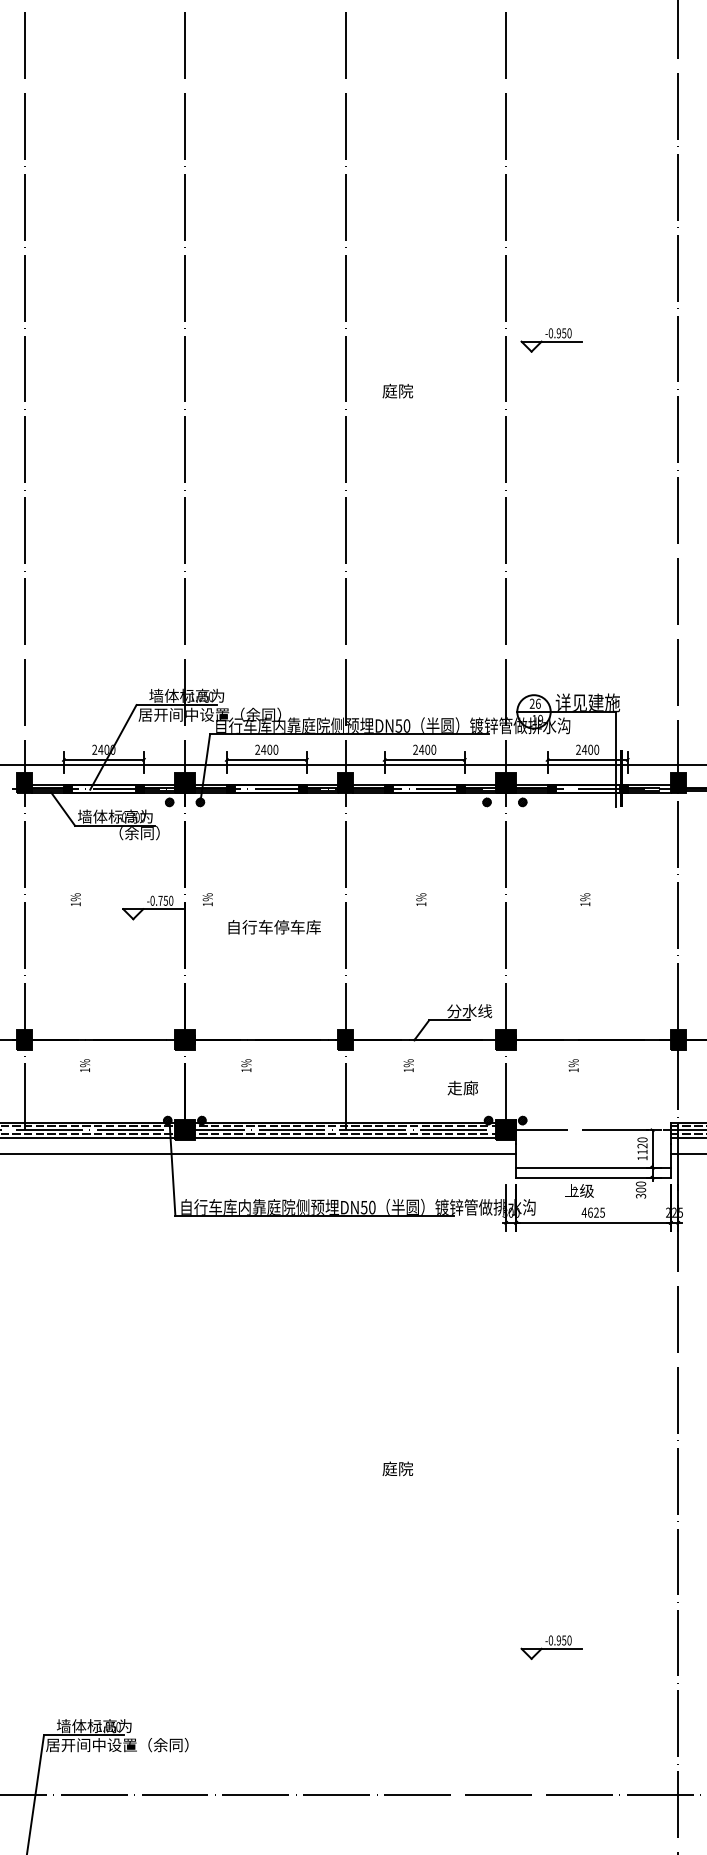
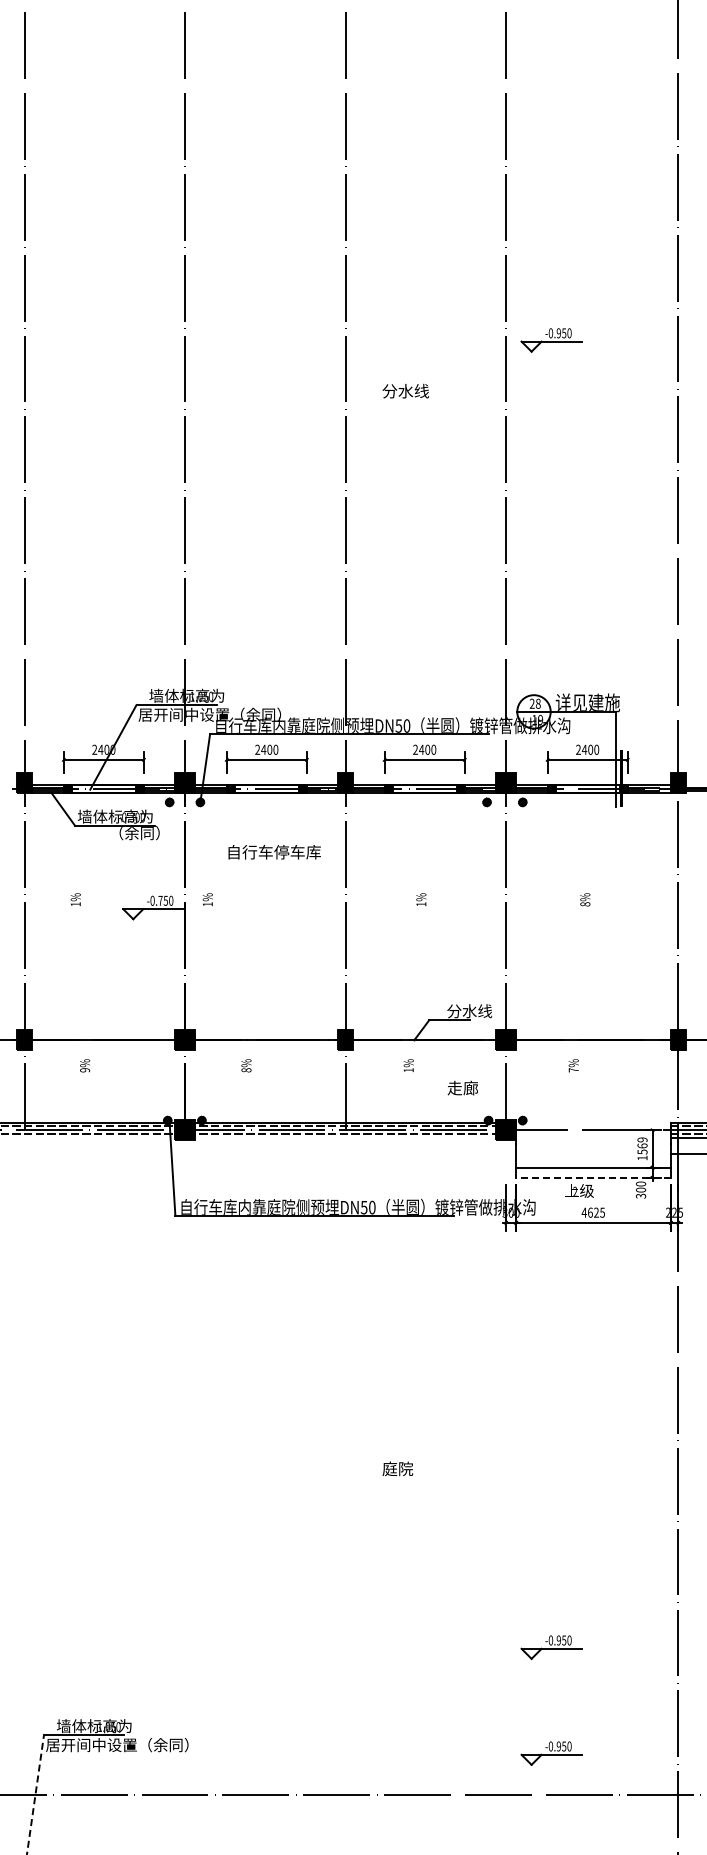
text: 庭院 -> 分水线 (405, 390)
text: 26 -> 28 (537, 703)
line: present -> none (352, 765)
text: 1% -> 8% (585, 904)
text position: (274, 927) -> (274, 852) (274, 852)
text: 1% -> 9% (85, 1070)
text: 1% -> 8% (246, 1070)
text: 1% -> 7% (573, 1070)
line: present -> none (259, 1137)
text: 1120 -> 1569 (642, 1145)
line: present -> none (259, 1154)
line: solid -> dashed (592, 1177)
part: none -> present (551, 1753)
line: solid -> dashed (35, 1794)
